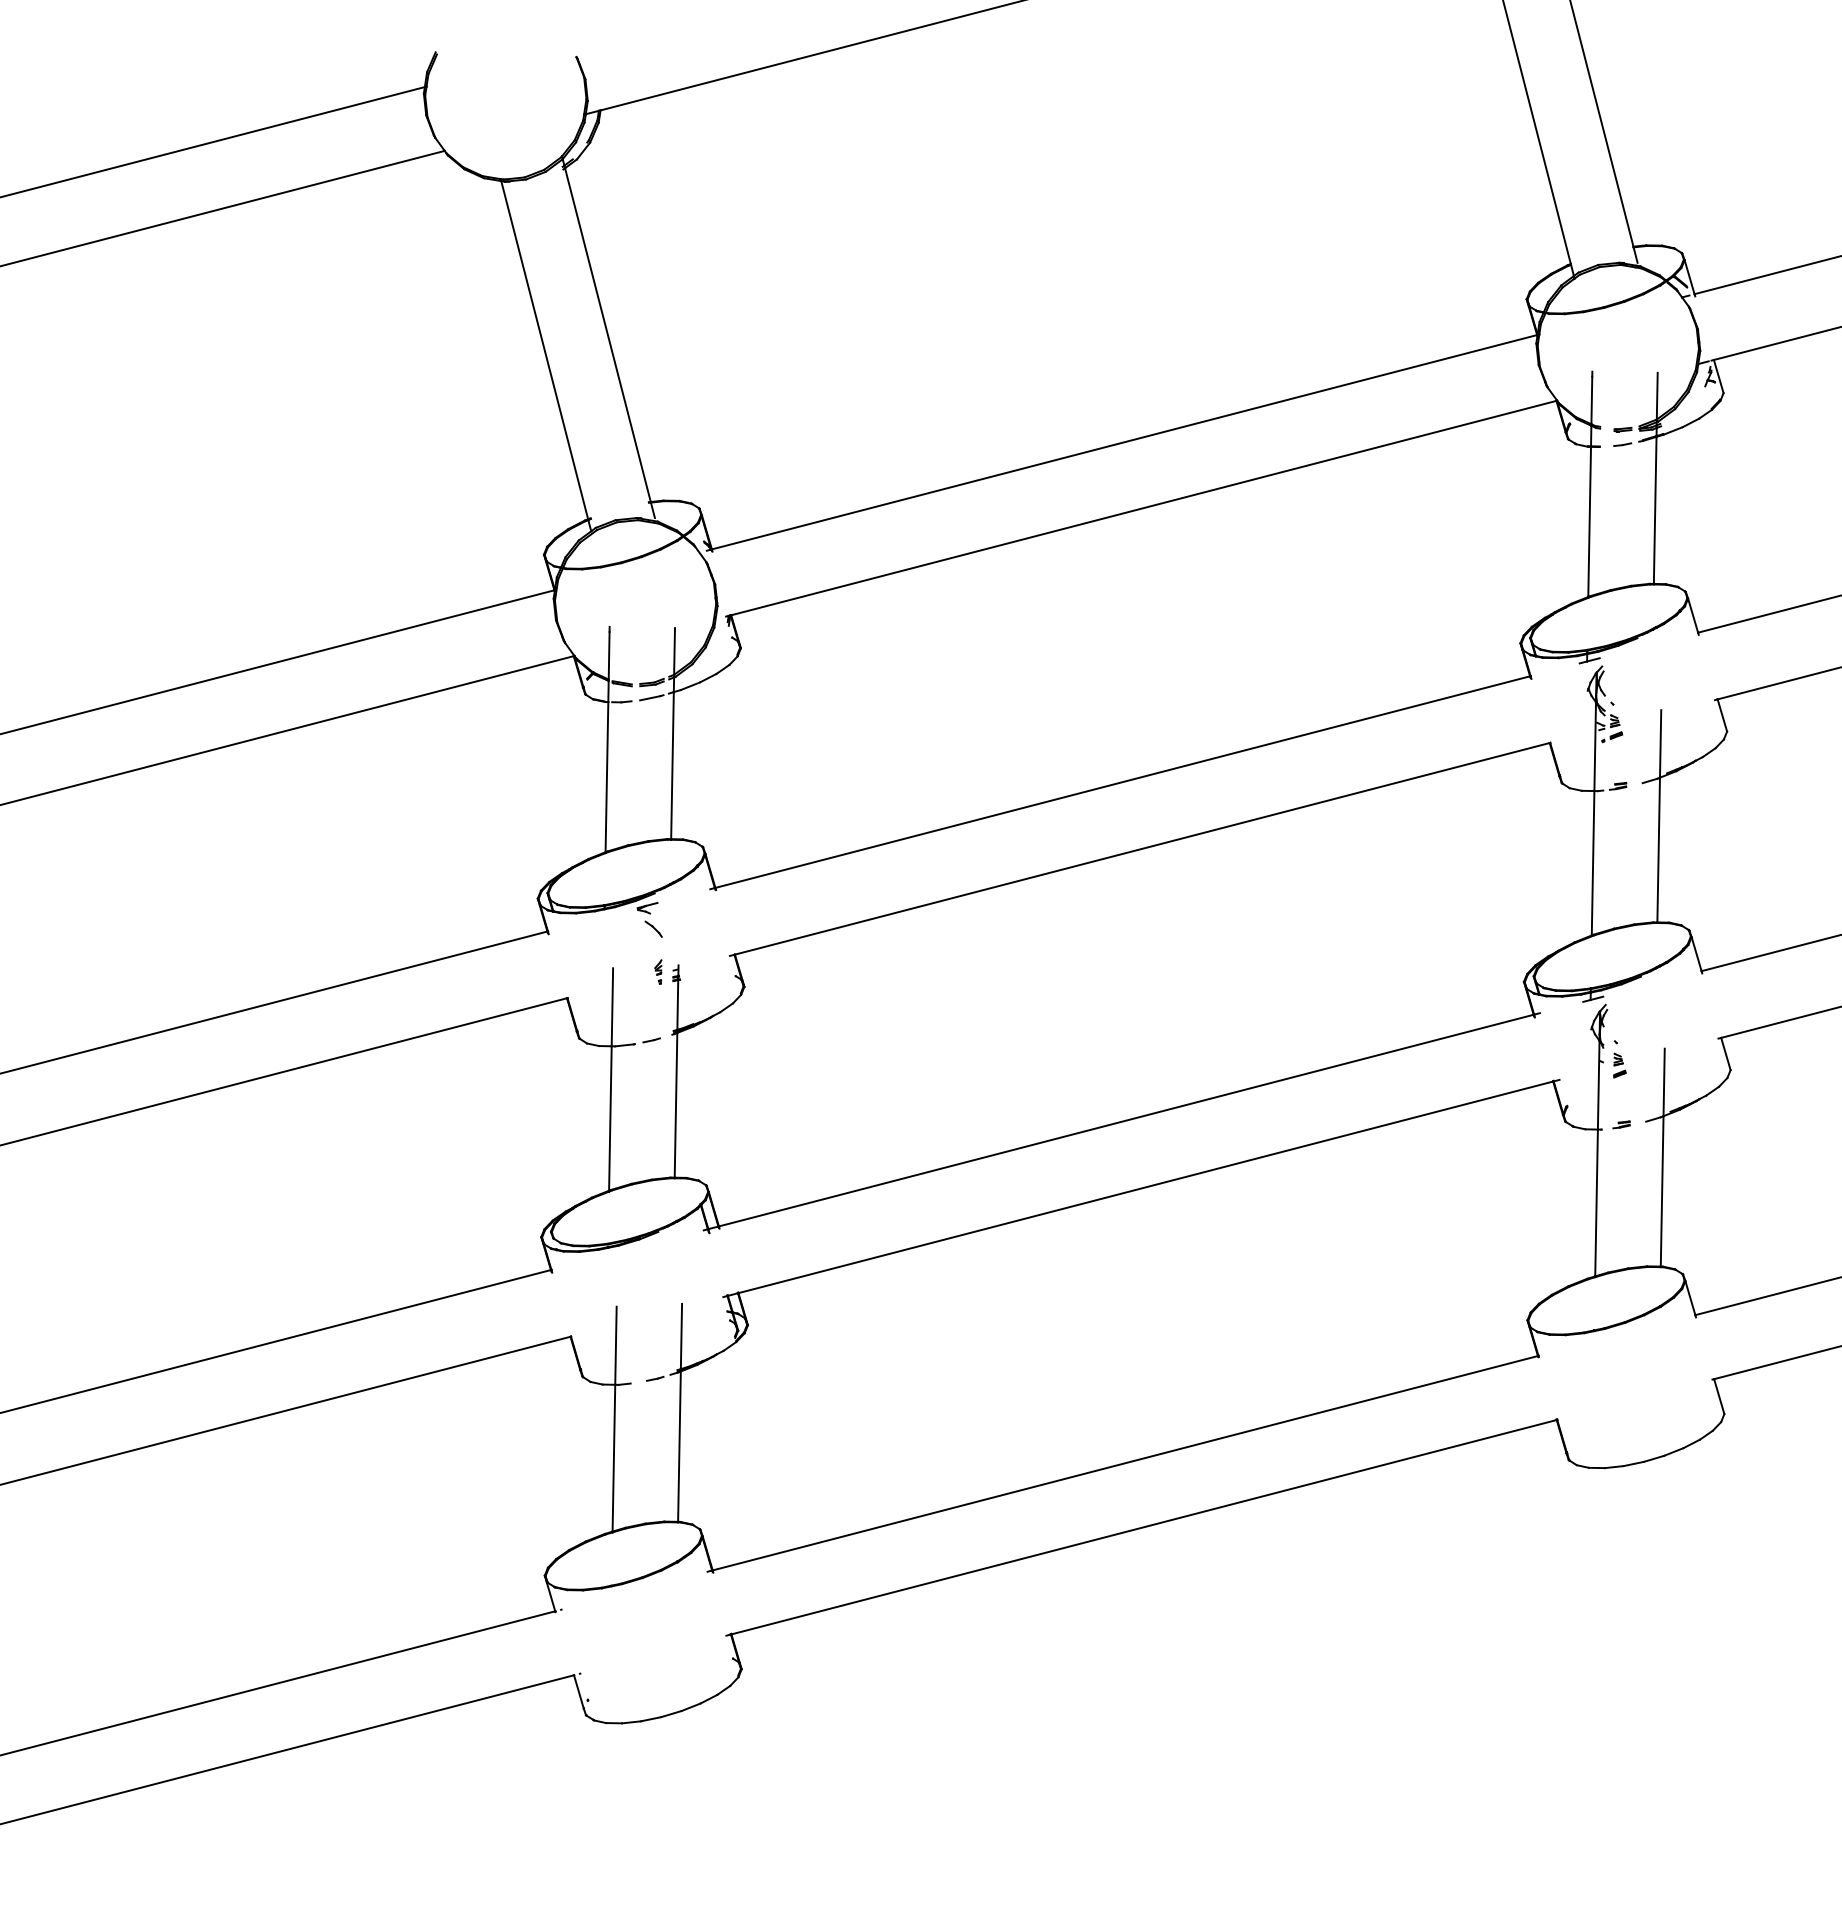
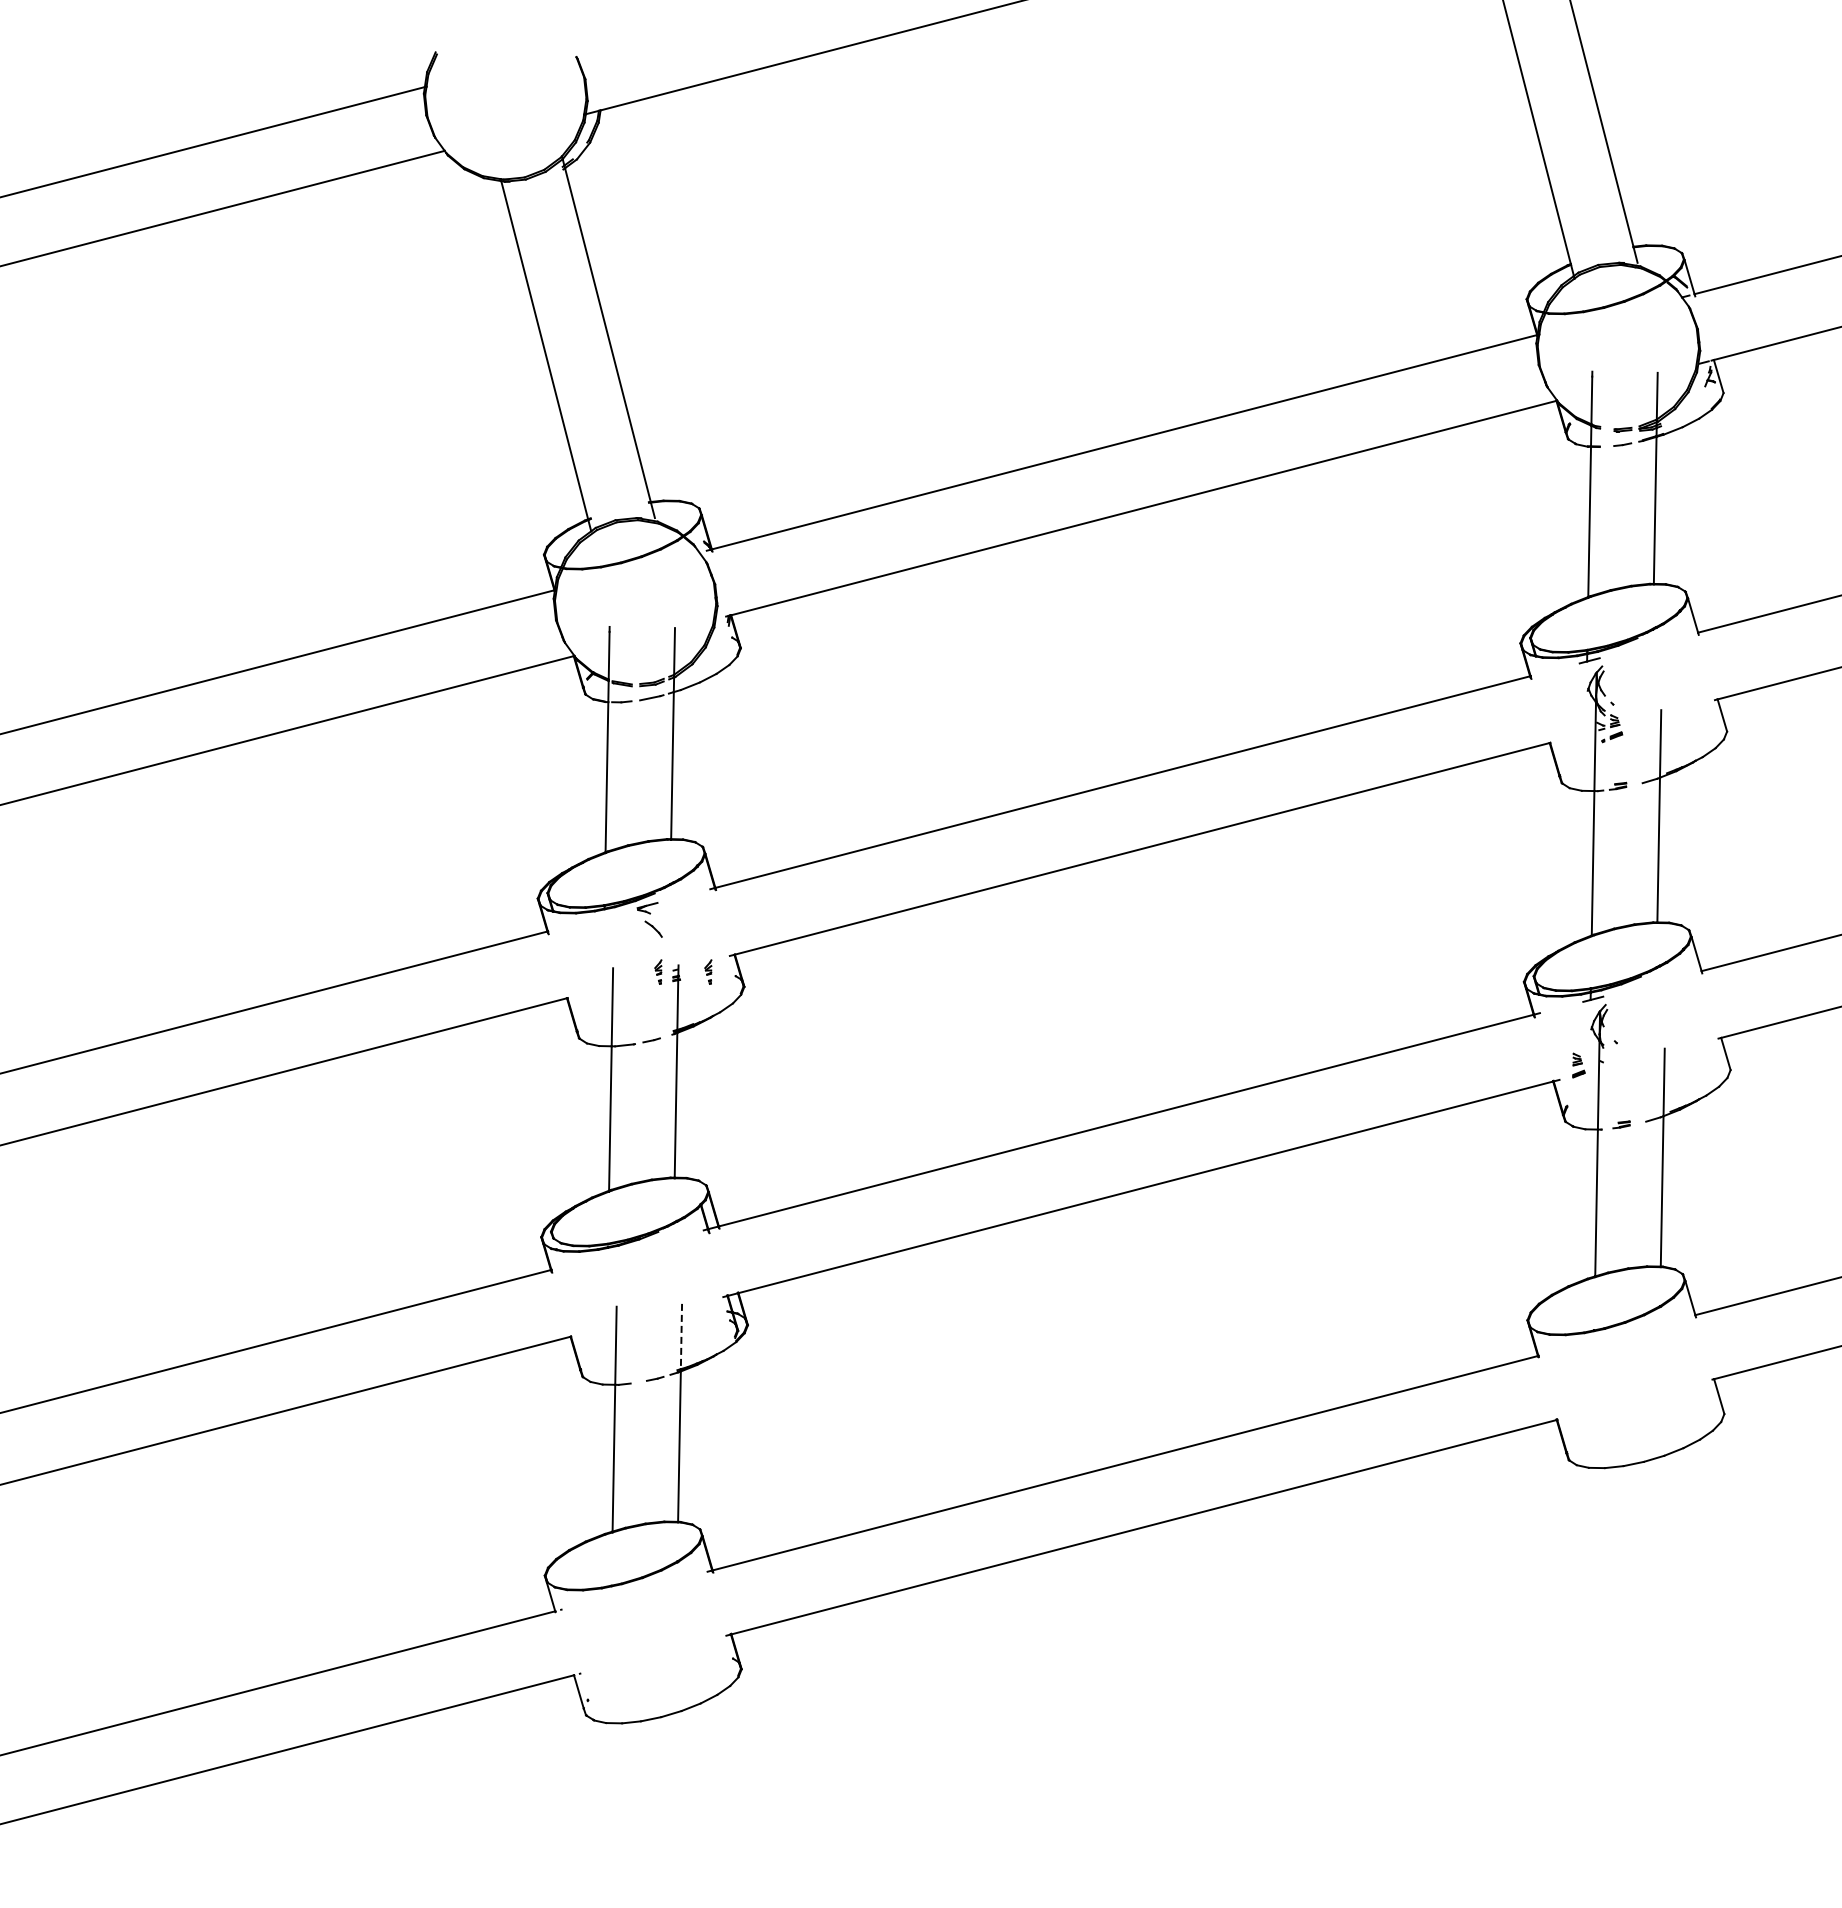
part: none -> present (708, 971)
part position: (1619, 1065) -> (1578, 1065) (1578, 1065)
line: solid -> dashed (681, 1336)
